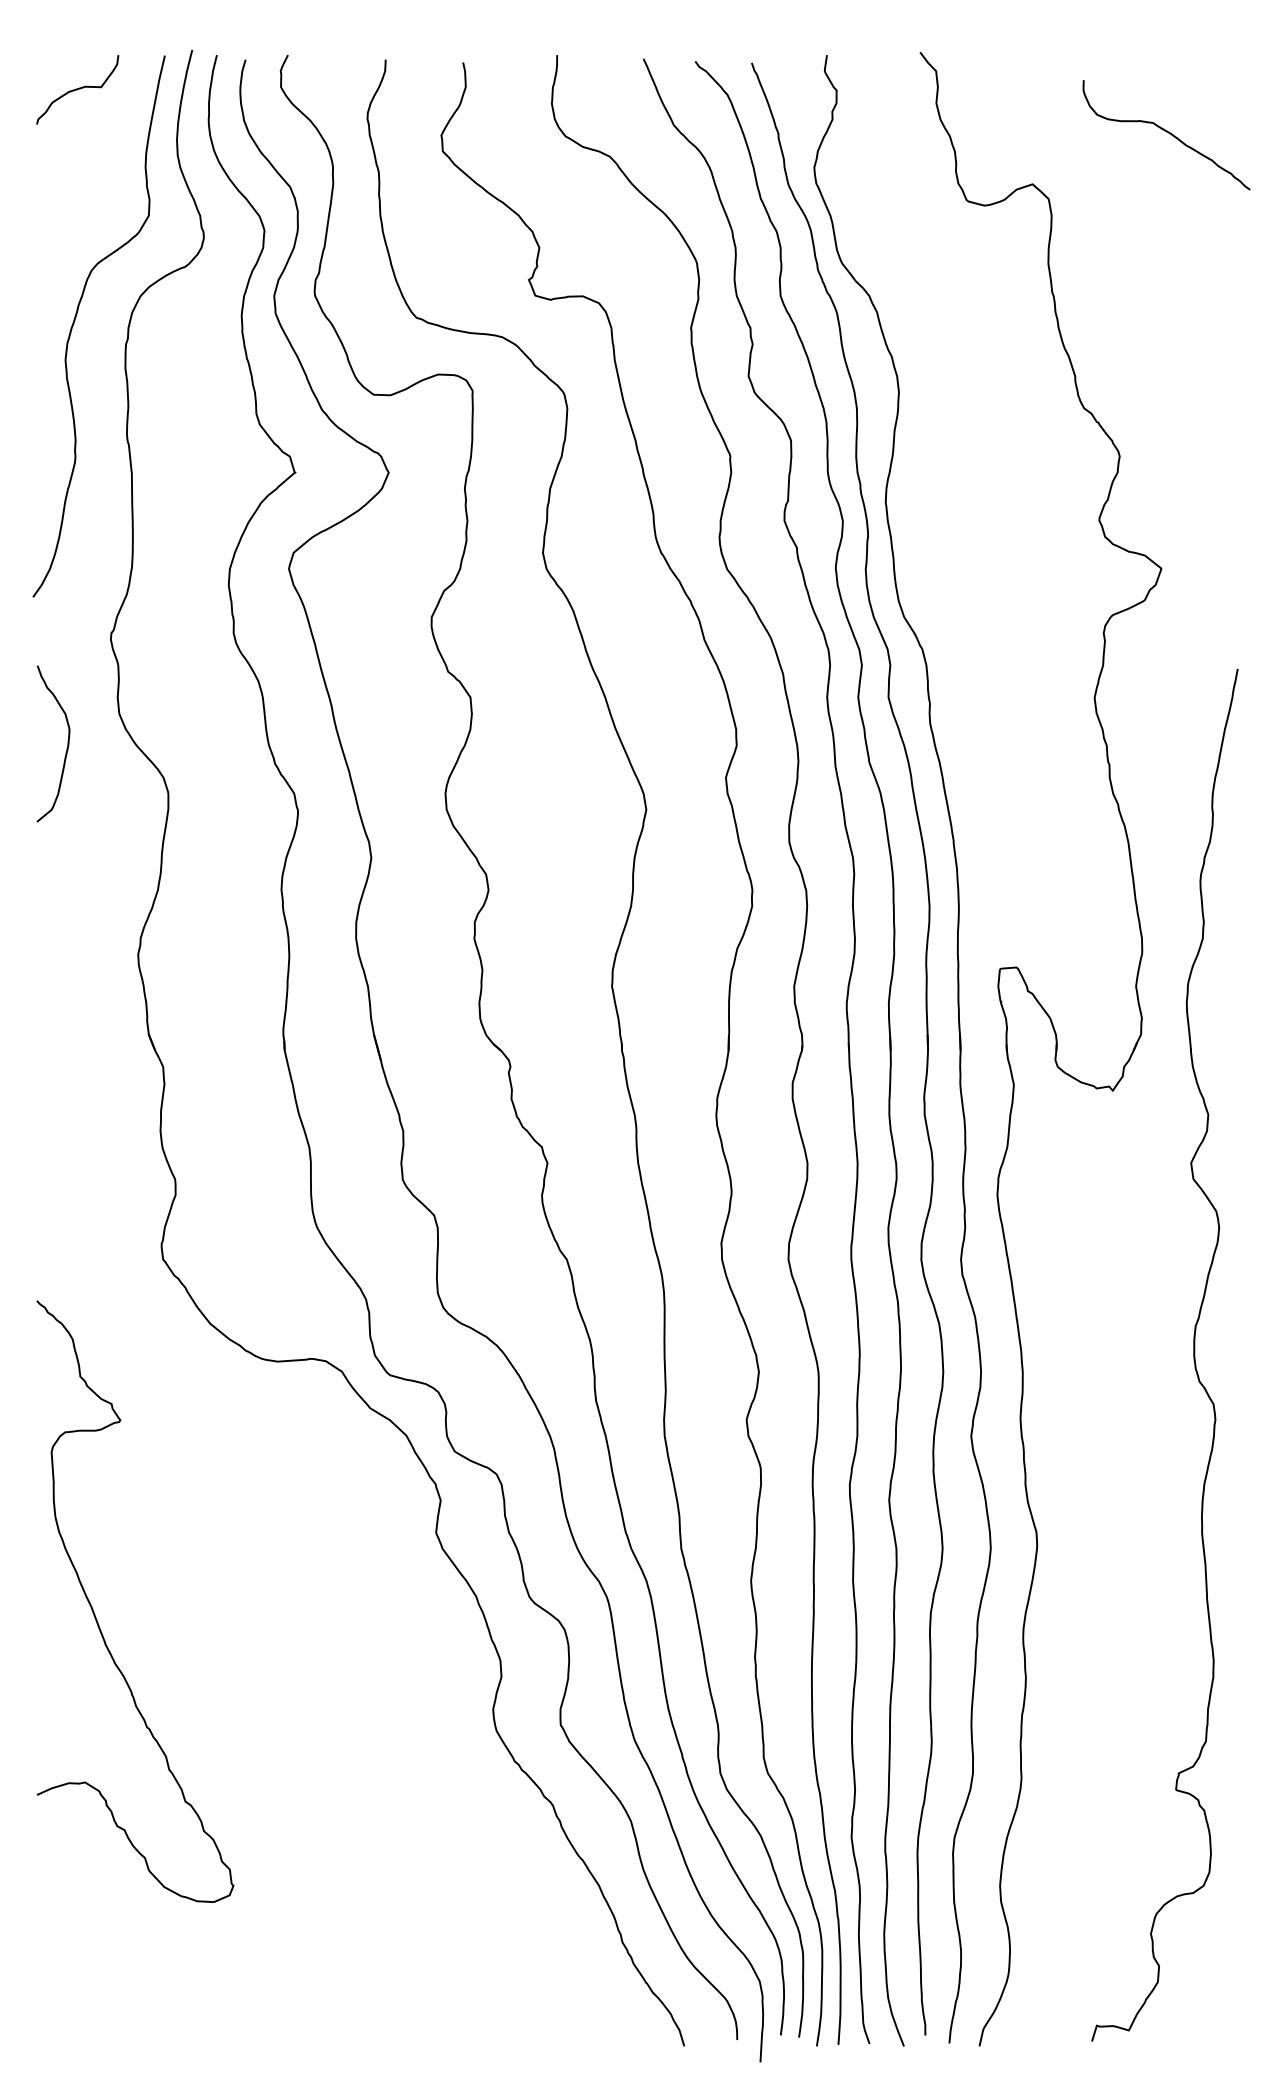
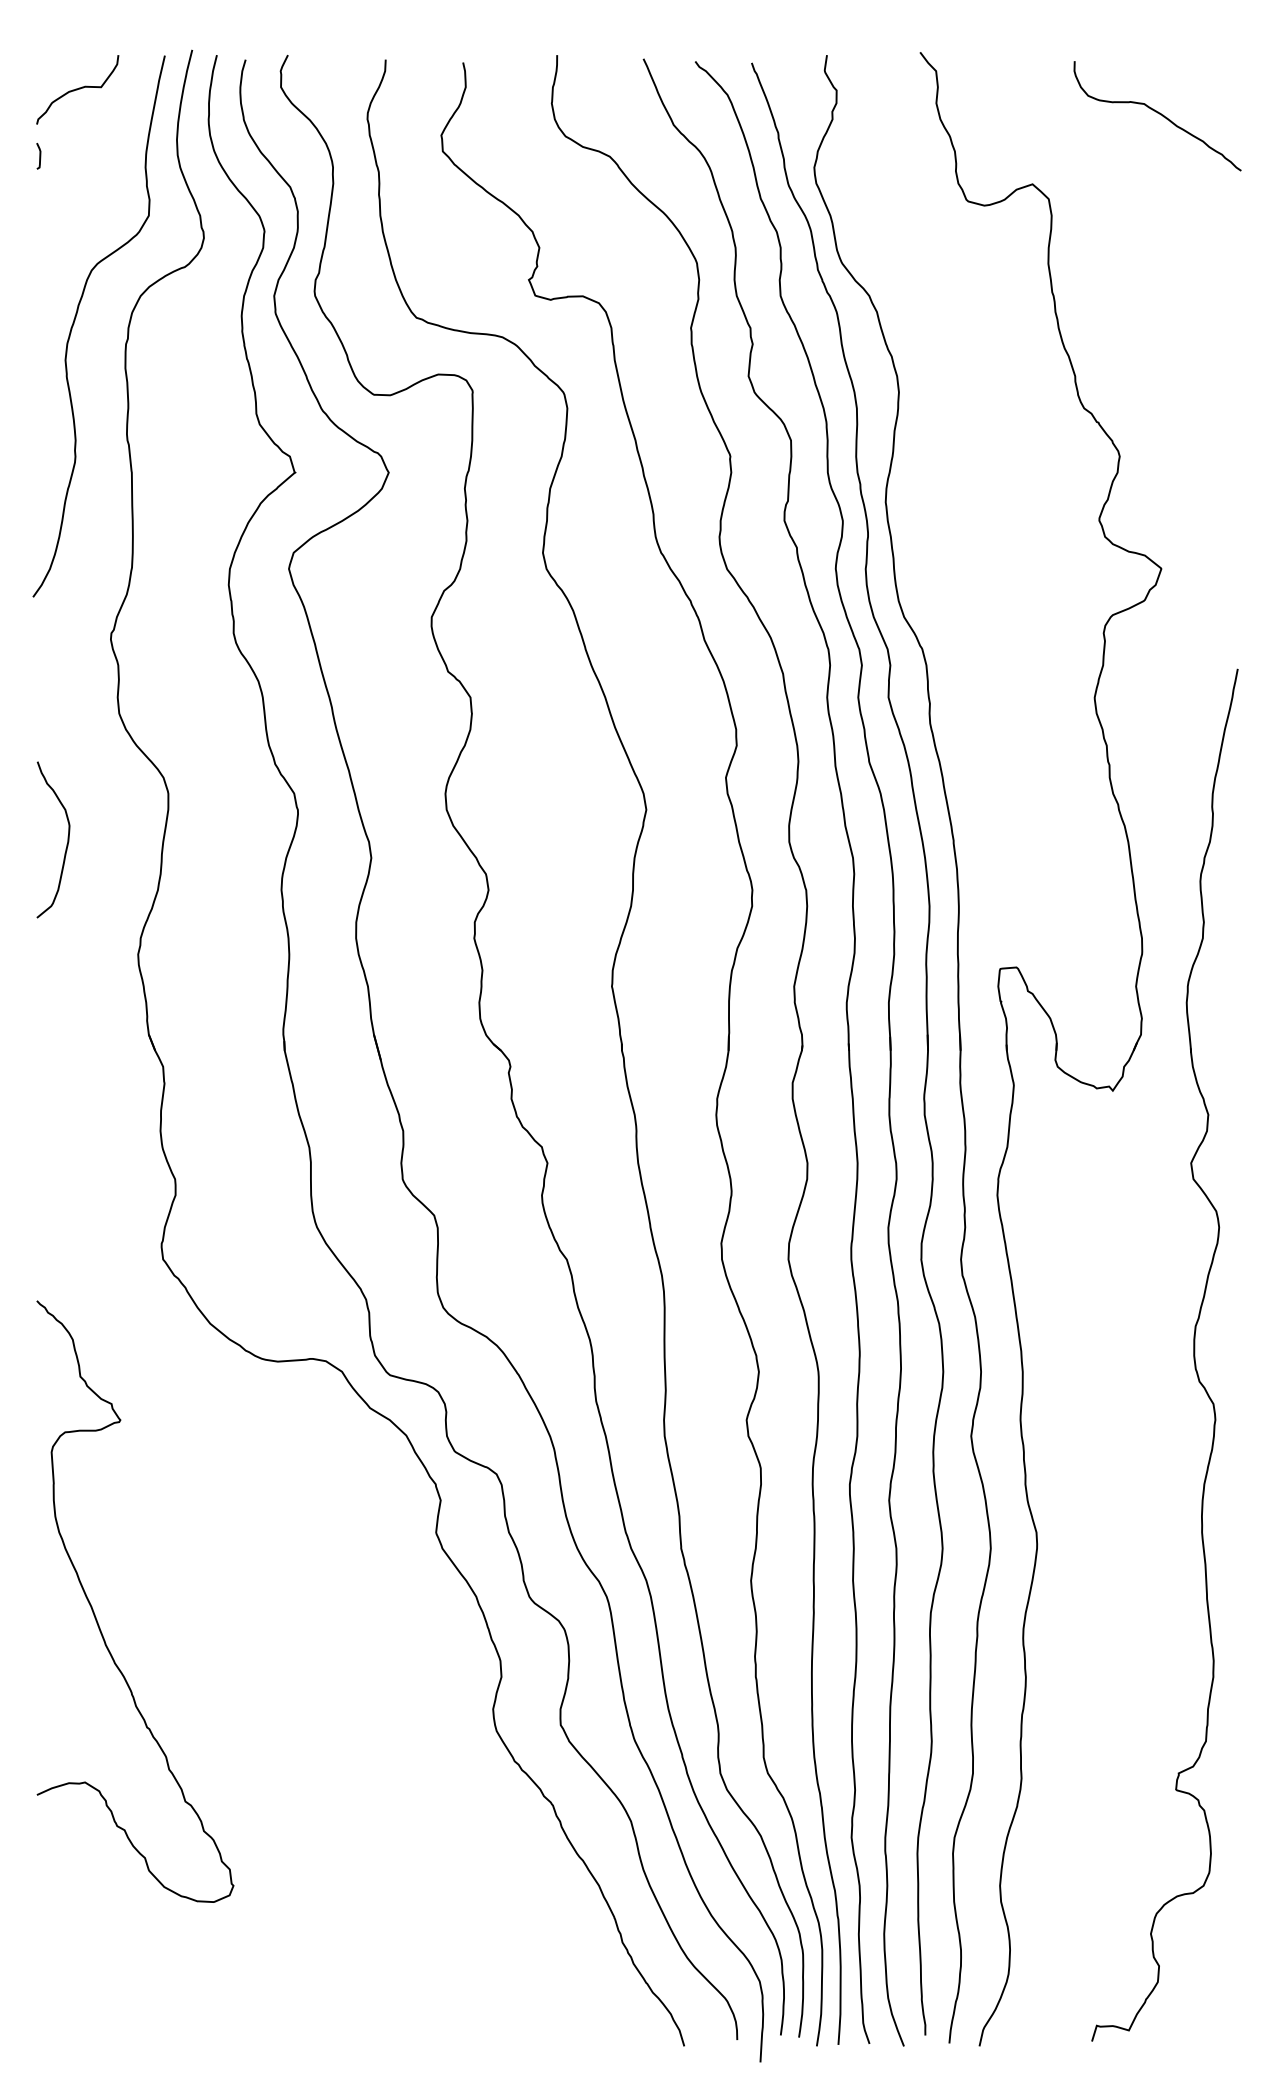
curve position: (1168, 133) -> (1159, 114) (1159, 114)
curve: none -> present (39, 156)
curve position: (66, 748) -> (66, 844) (66, 844)
